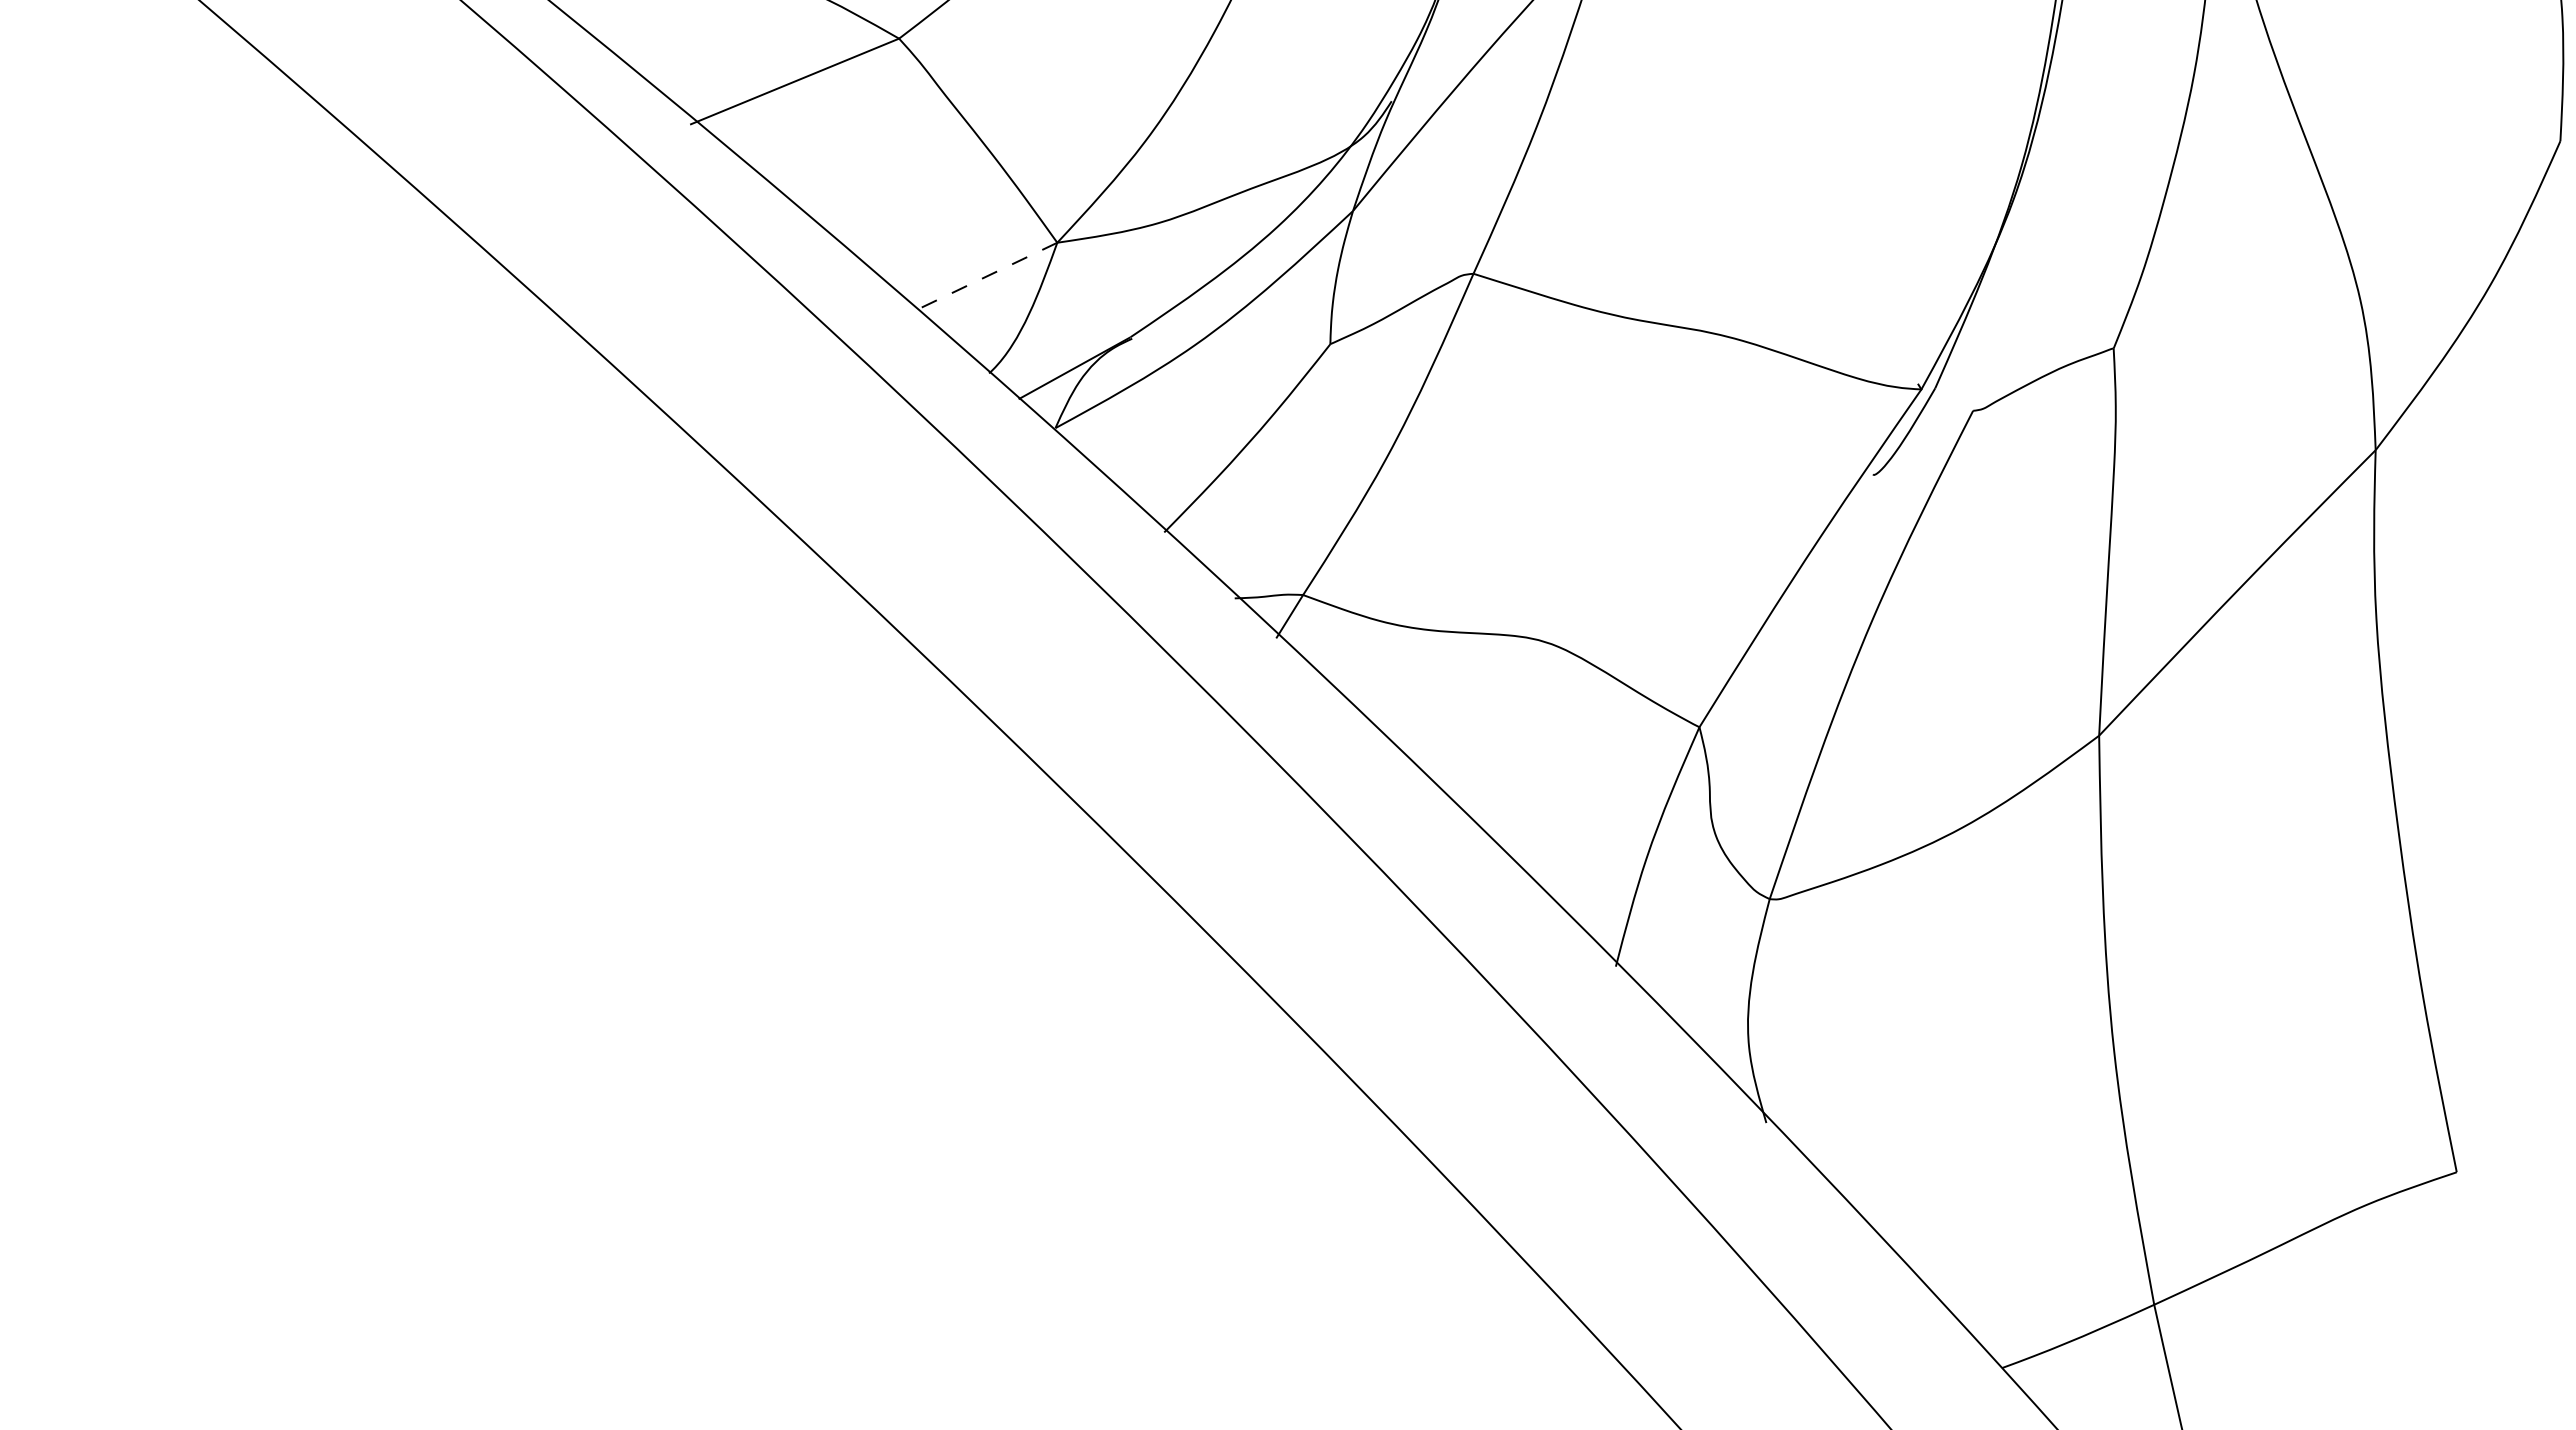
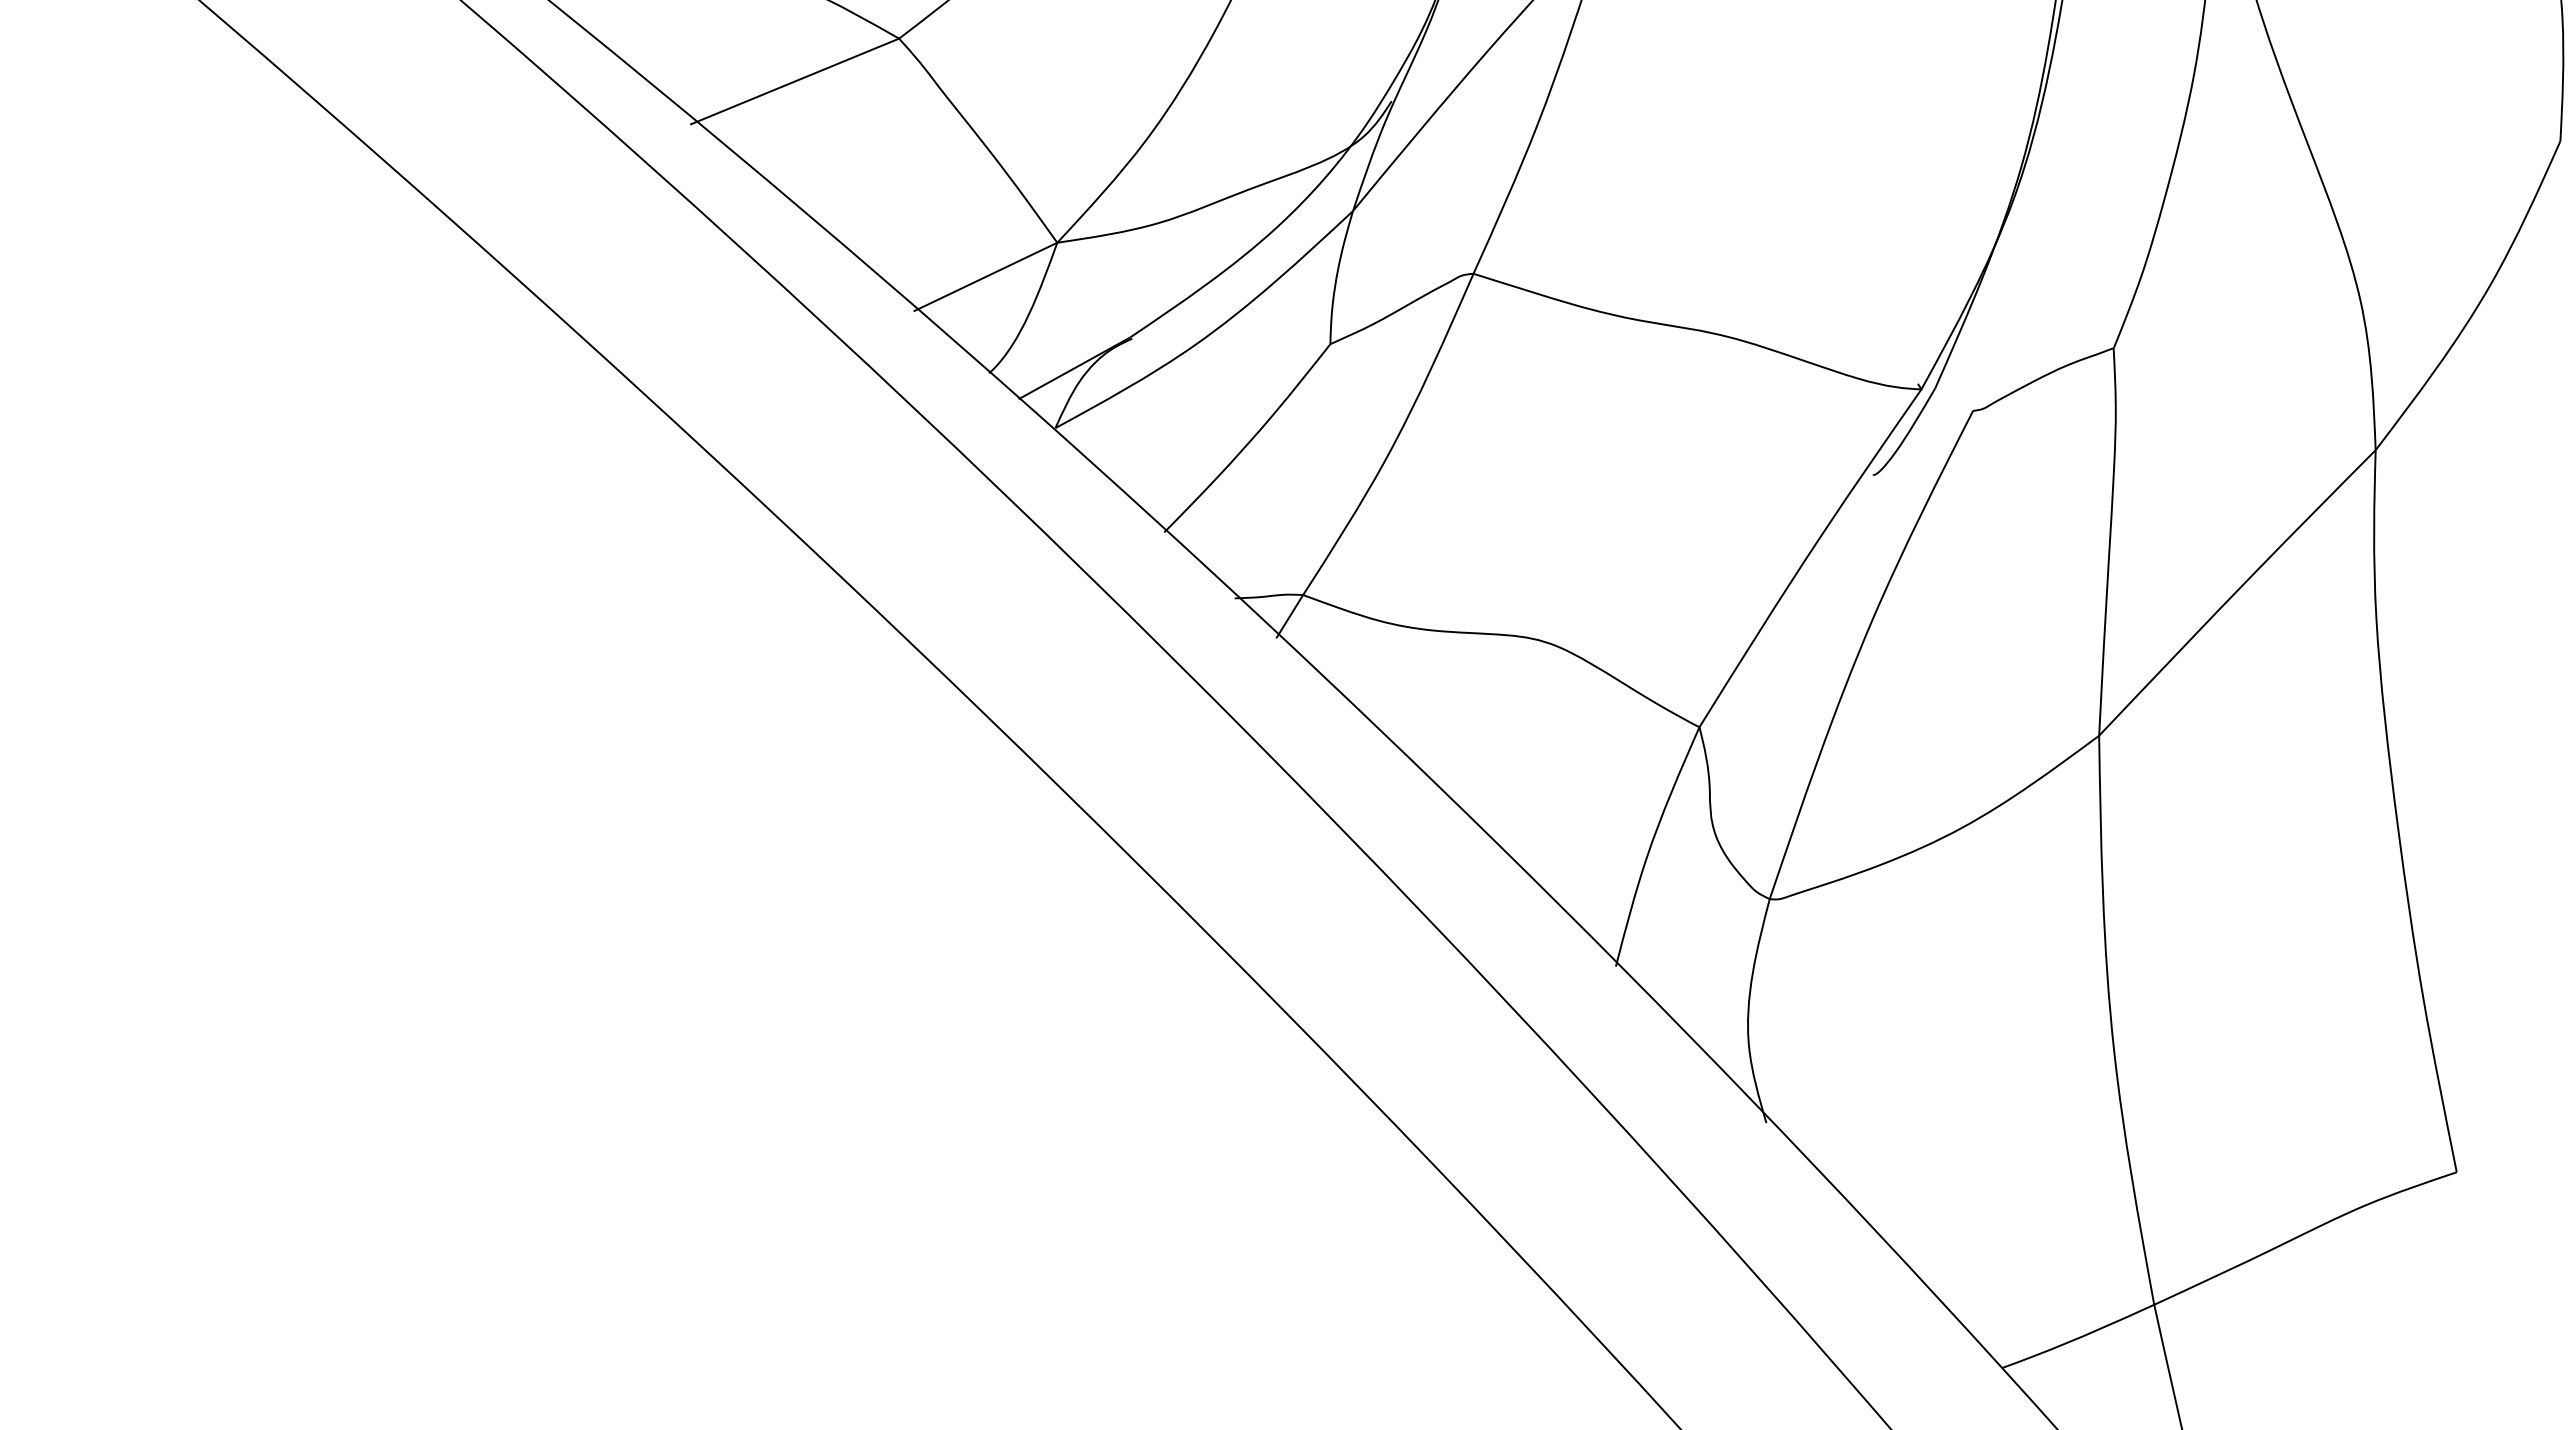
line: dashed -> solid (985, 277)
